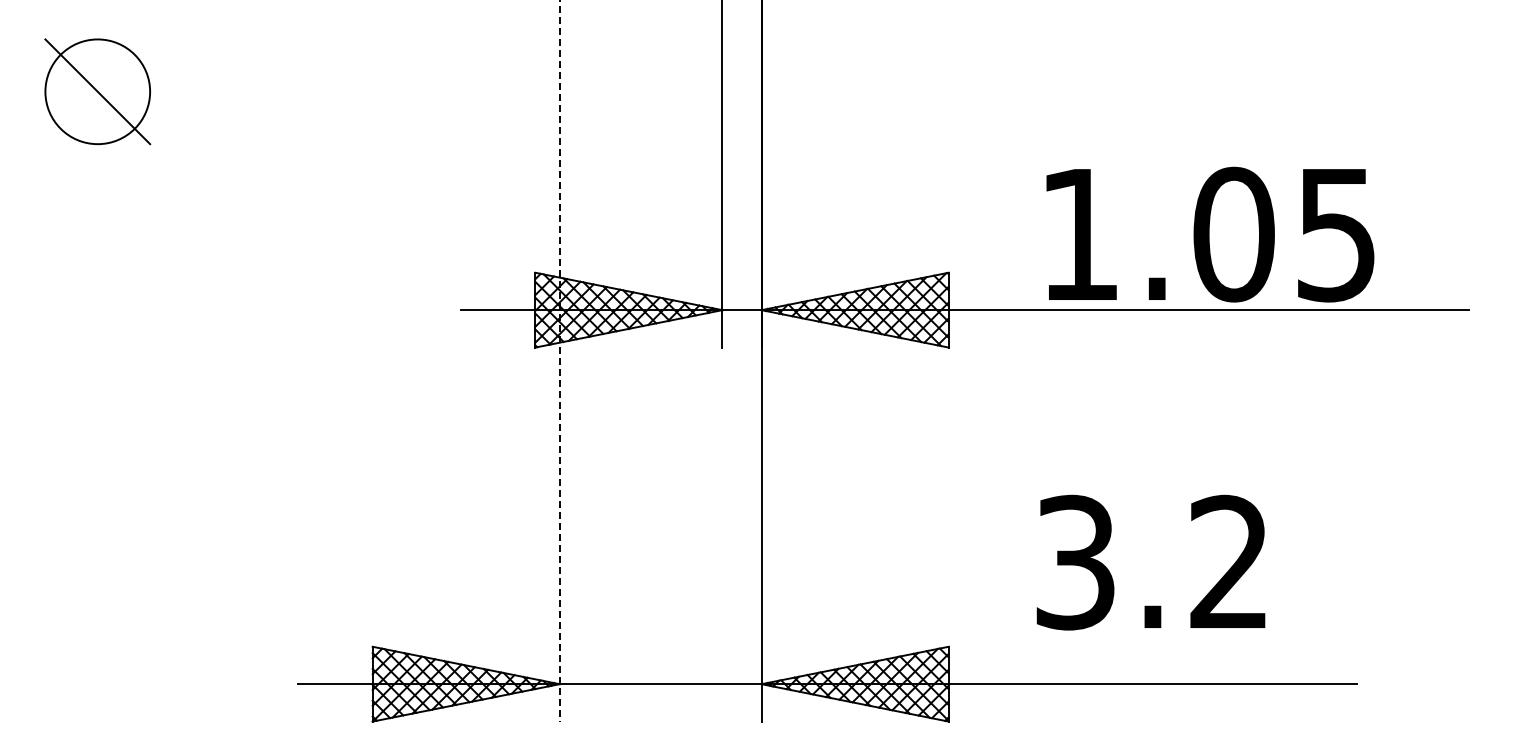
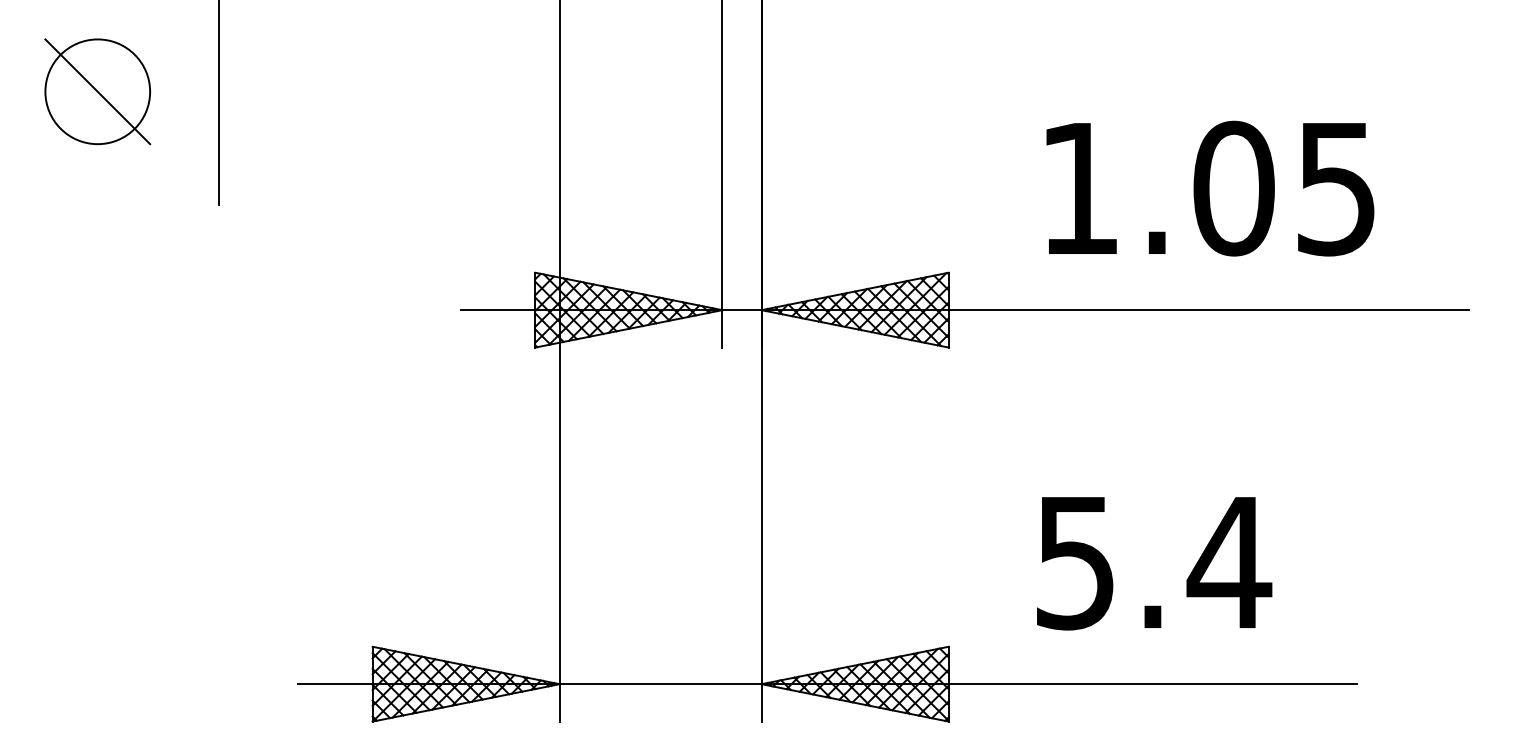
line: none -> present (219, 103)
text position: (1210, 234) -> (1210, 188) (1210, 188)
line: dashed -> solid (559, 361)
text: 3.2 -> 5.4 (1154, 562)
